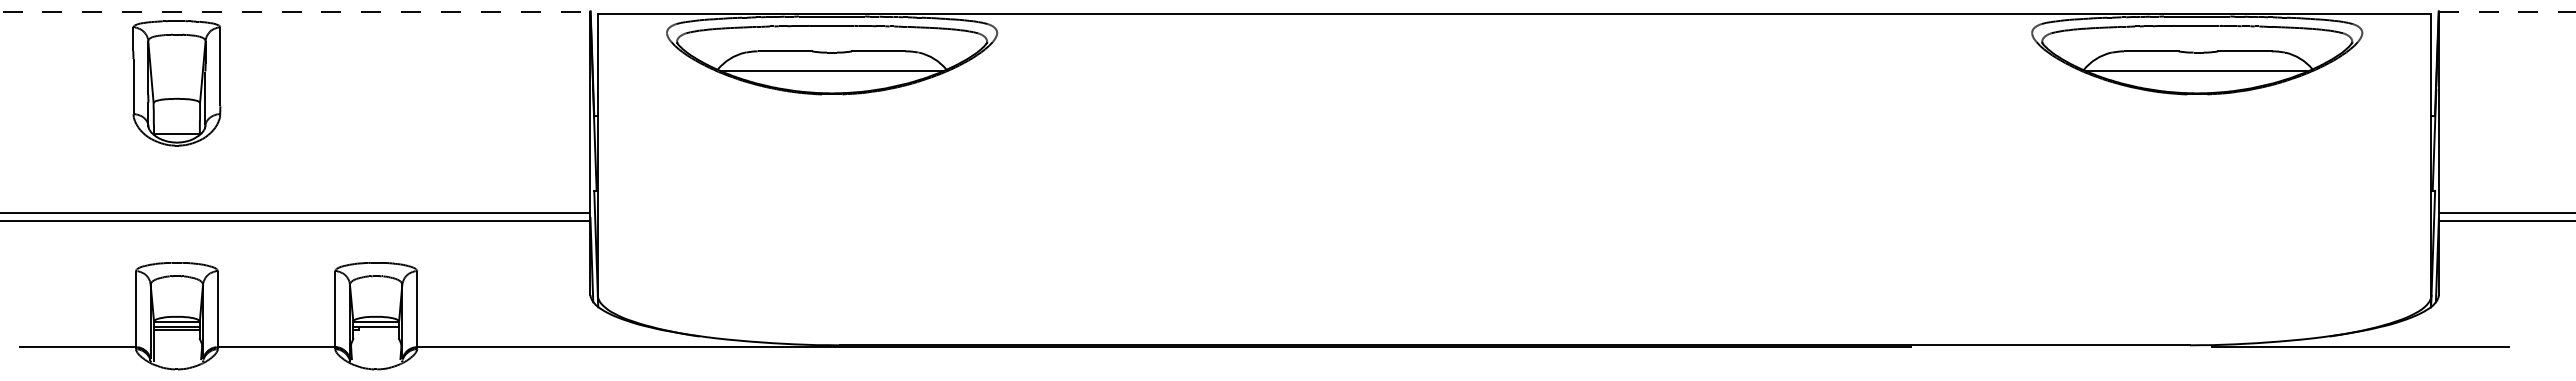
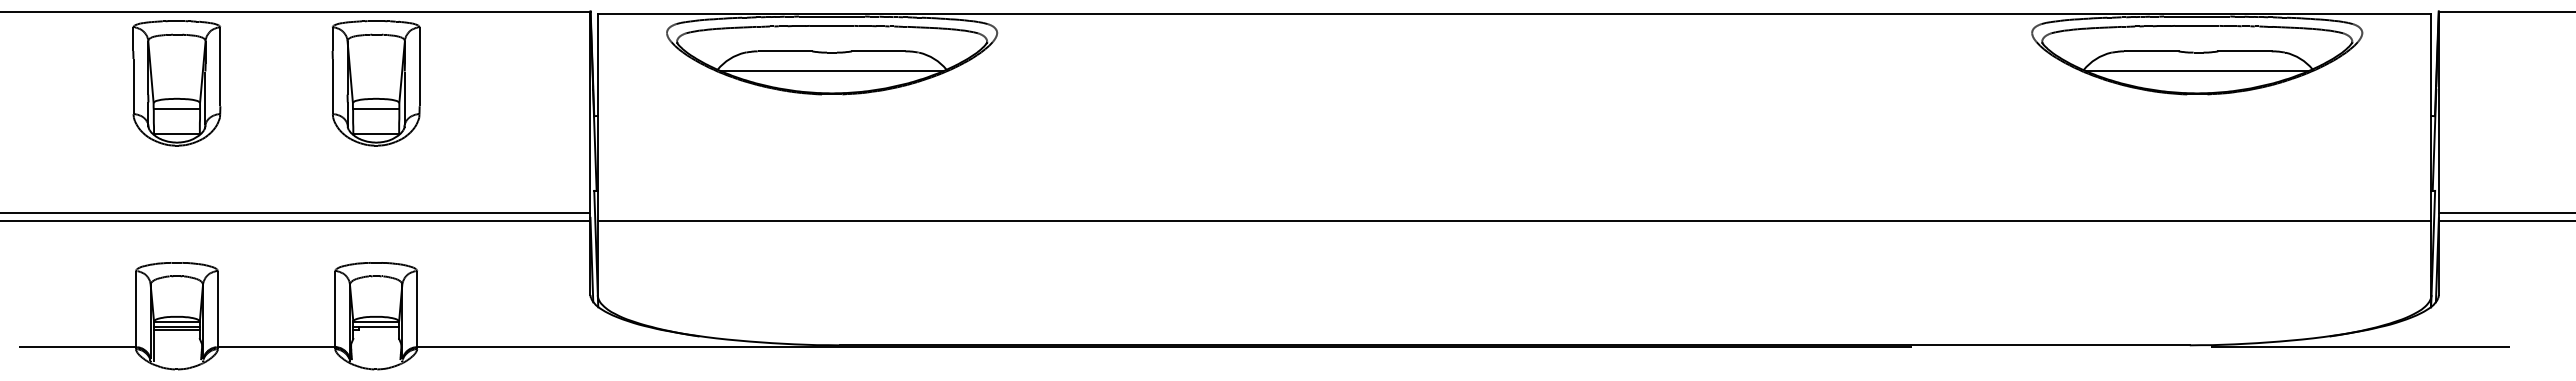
line: dashed -> solid (295, 11)
line: dashed -> solid (2507, 11)
part: none -> present (375, 83)
line: none -> present (176, 108)
line: none -> present (1514, 221)
